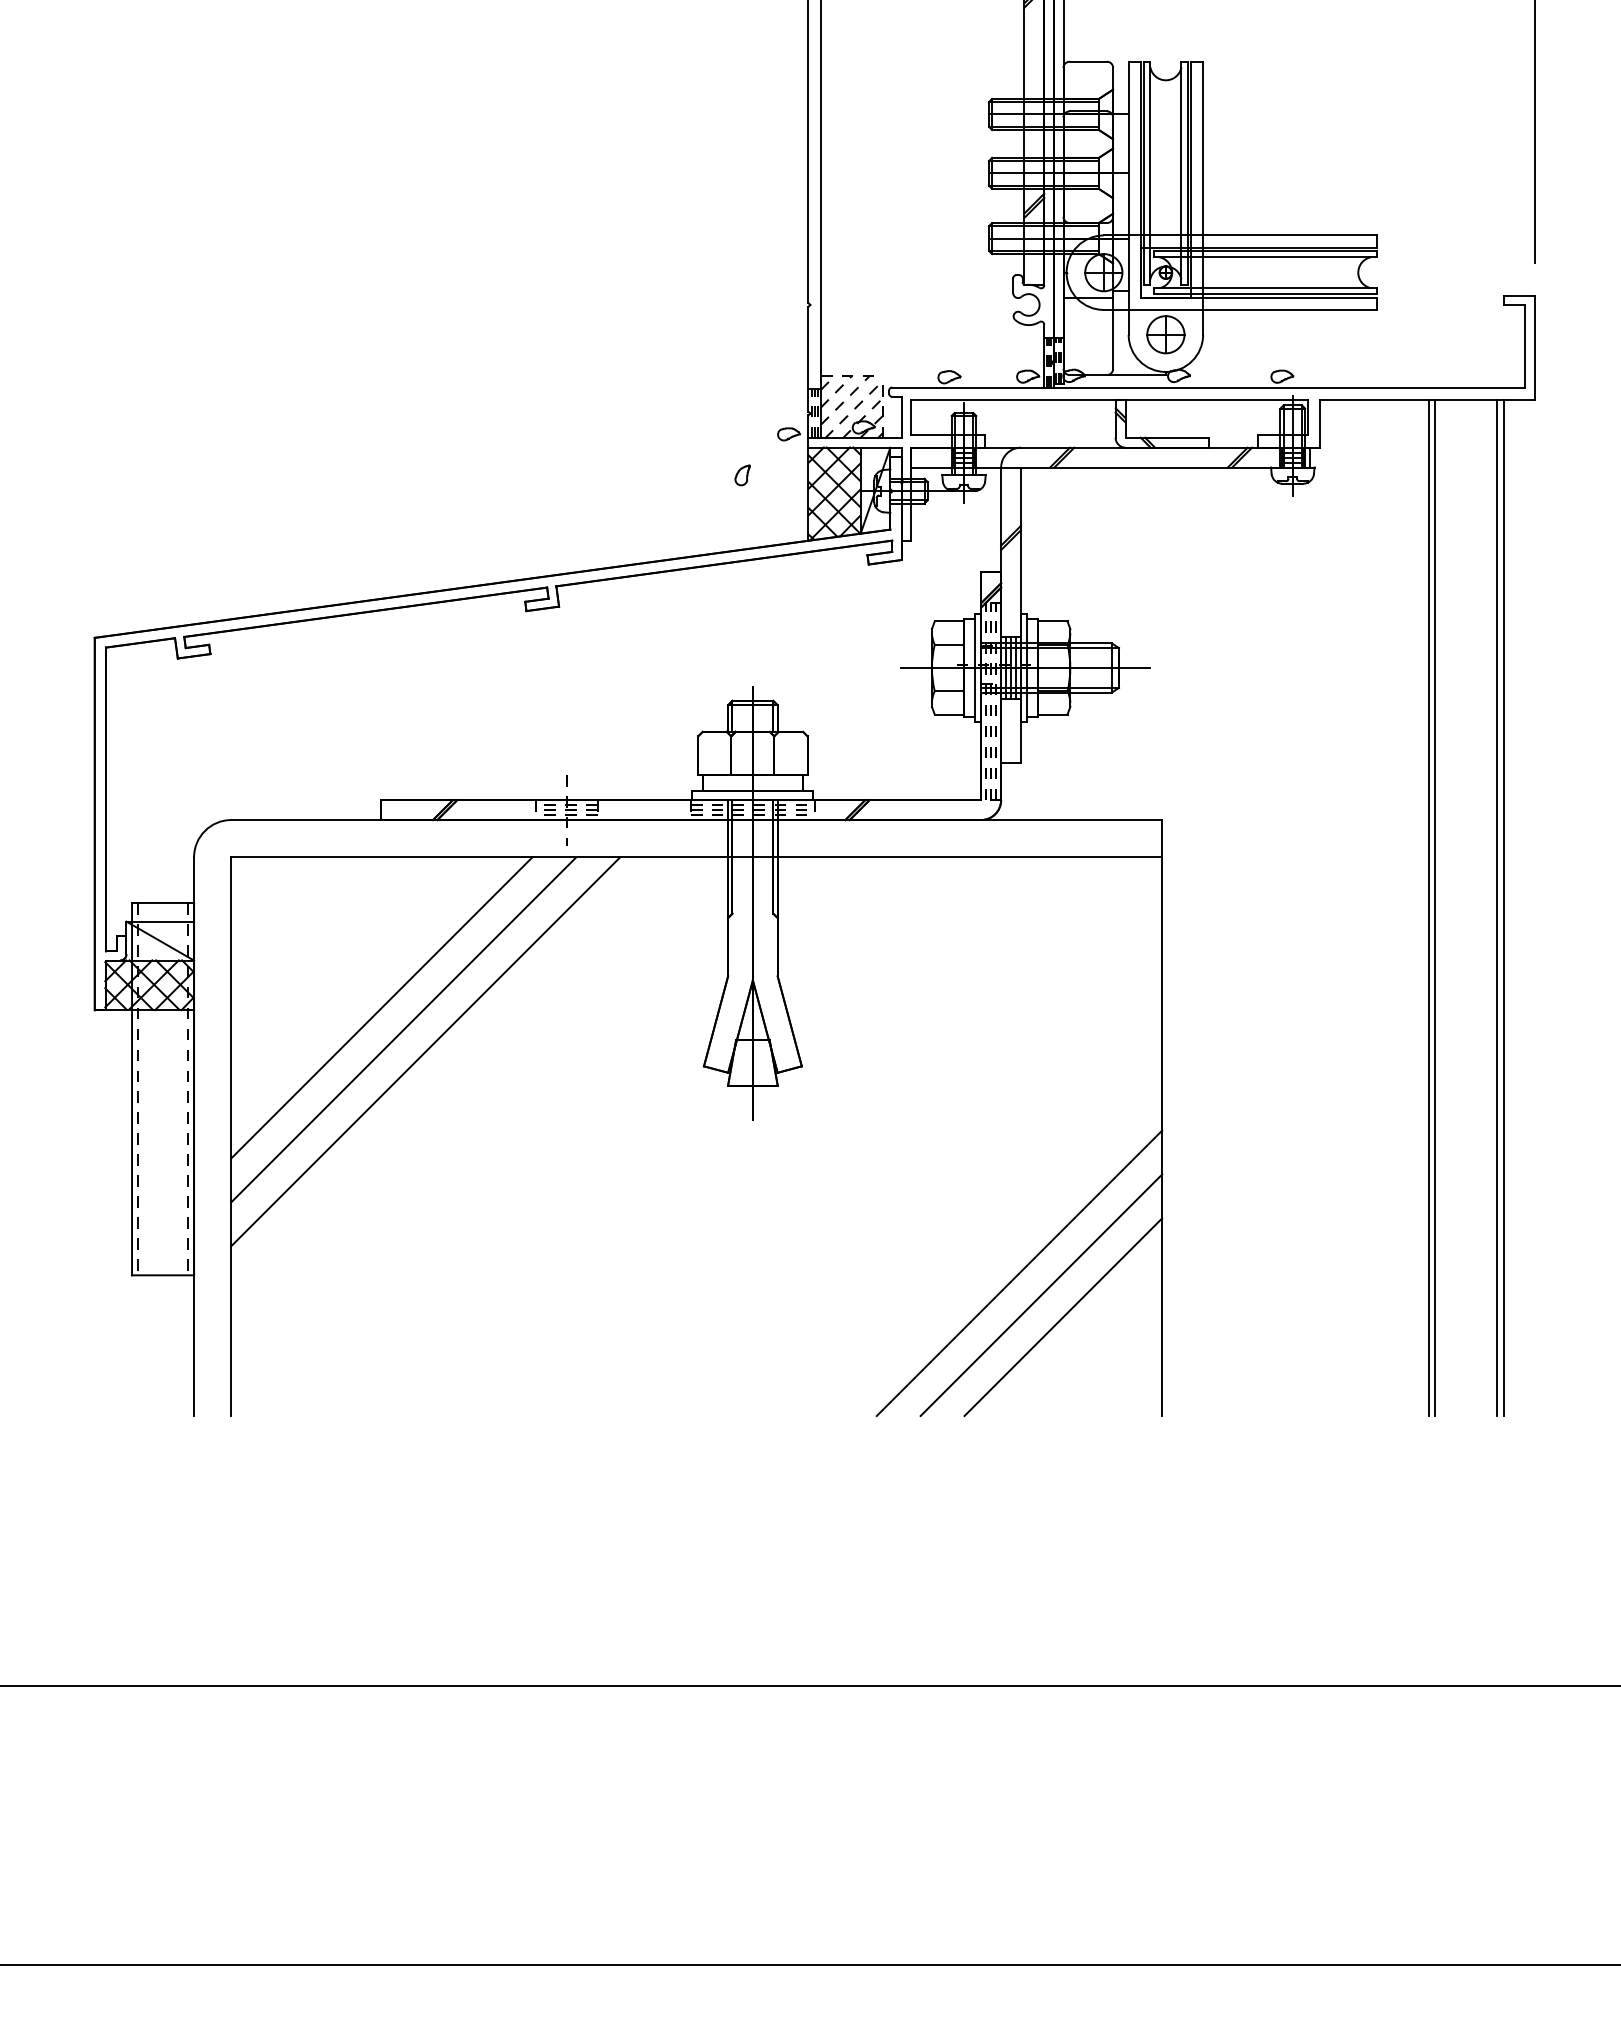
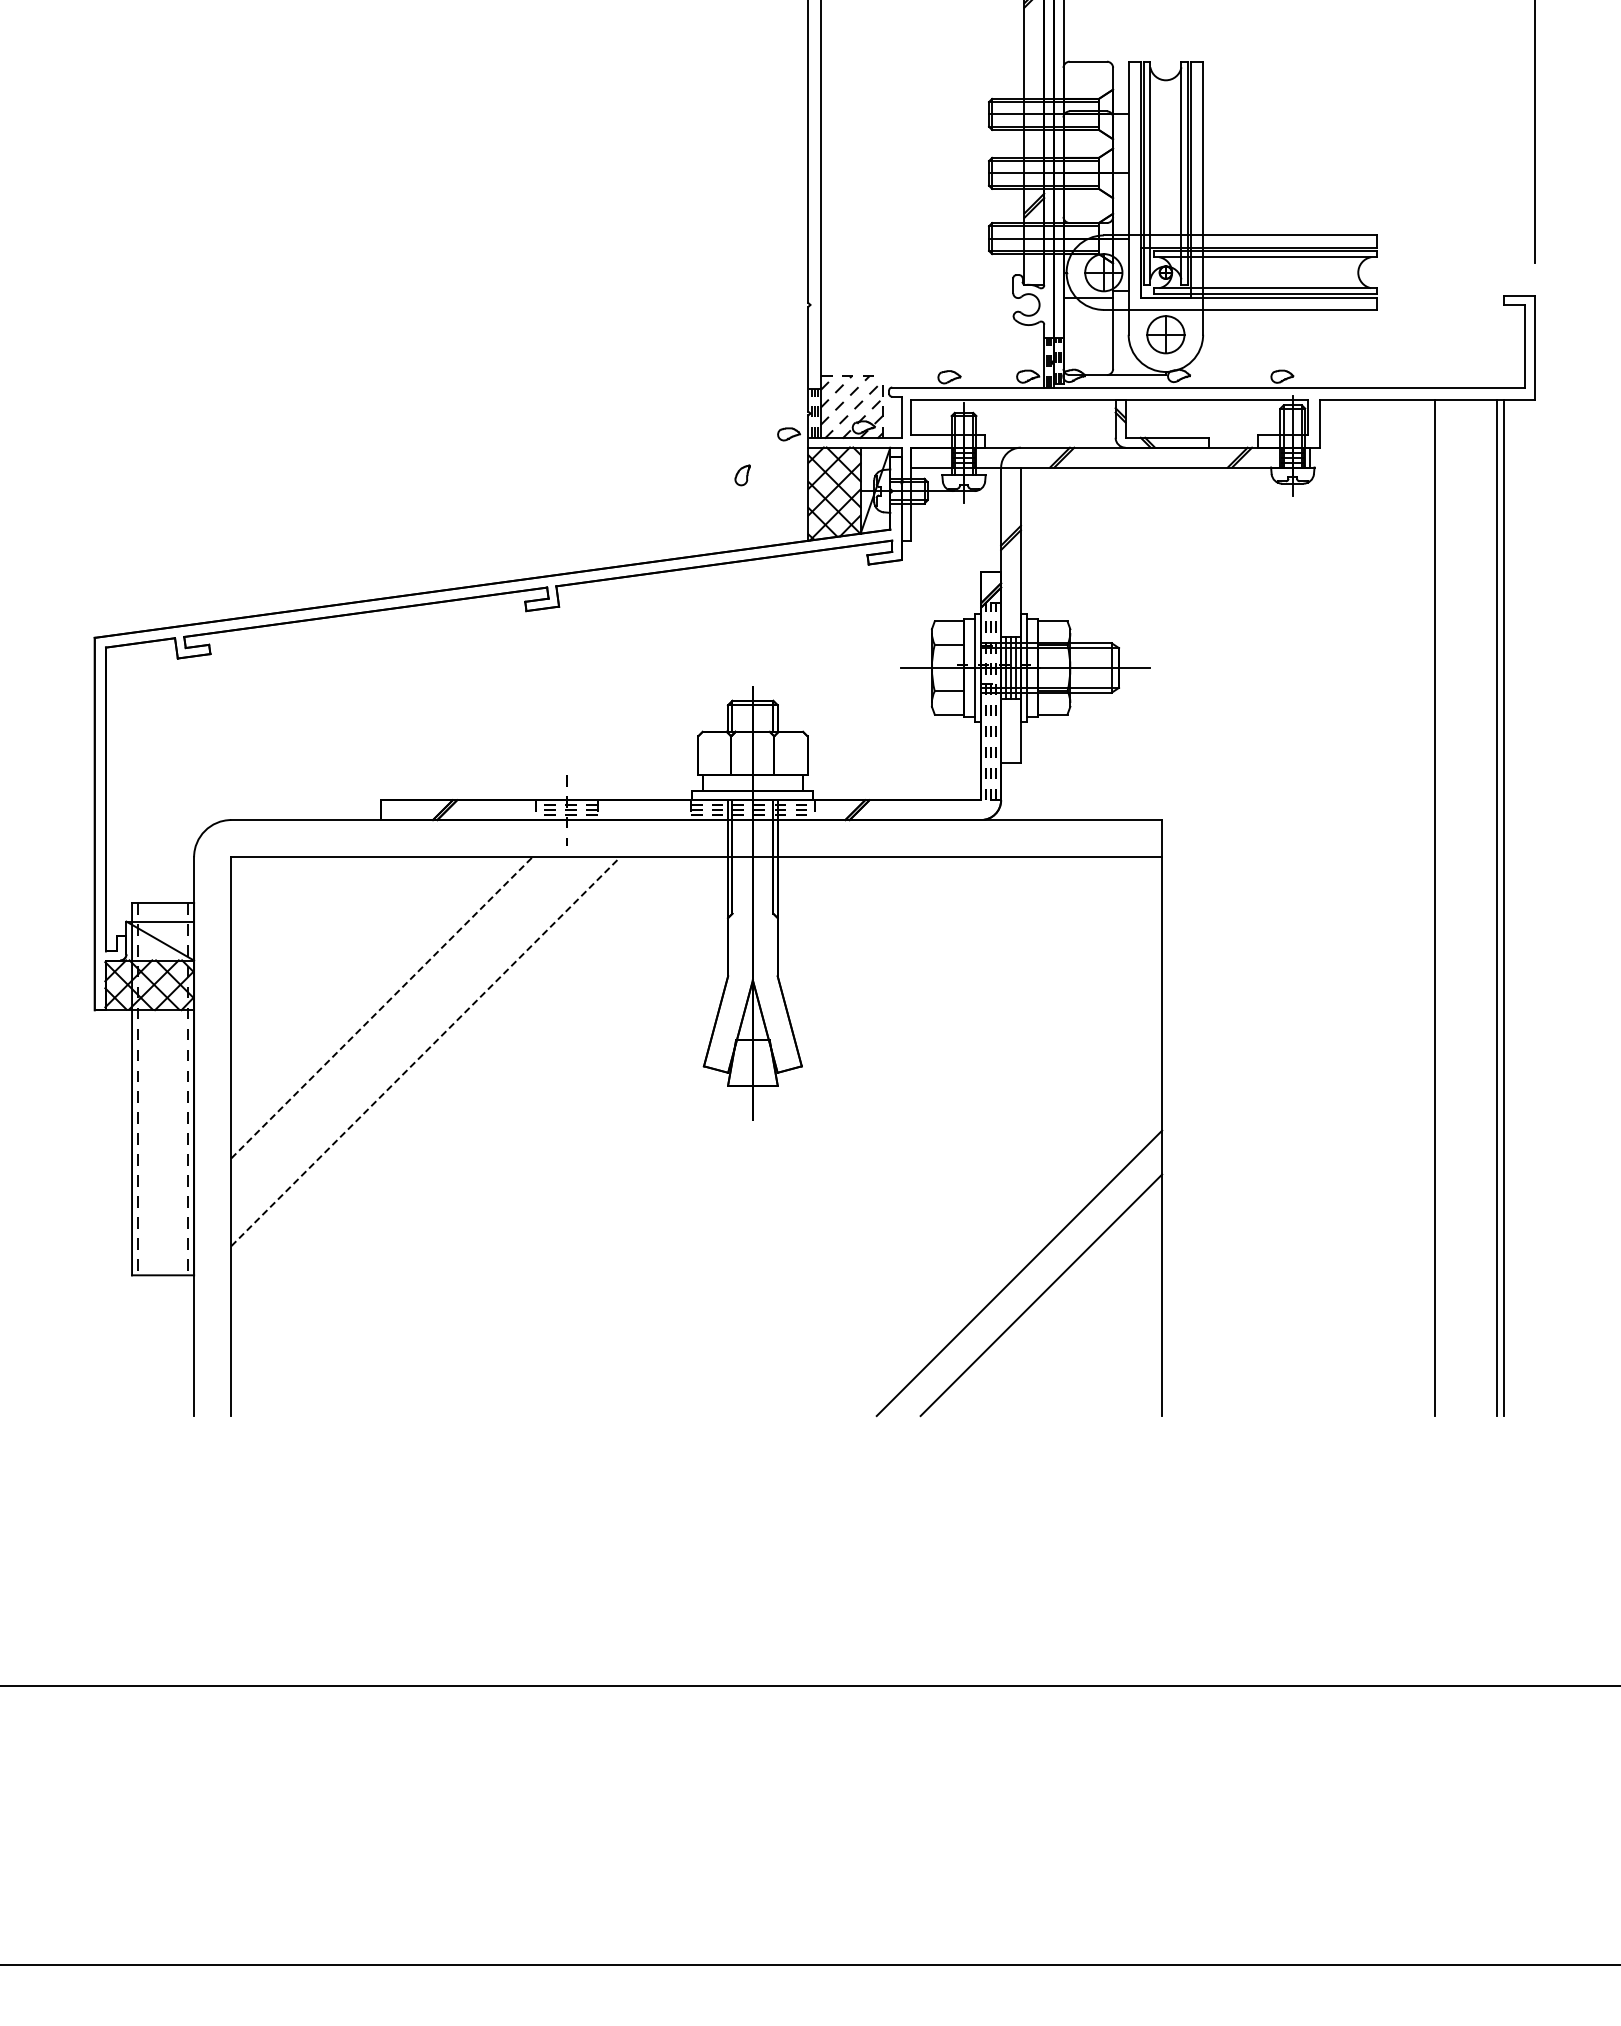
line: present -> none (1429, 907)
line: solid -> dashed (381, 1007)
line: present -> none (403, 1029)
line: solid -> dashed (426, 1051)
line: present -> none (1063, 1317)
